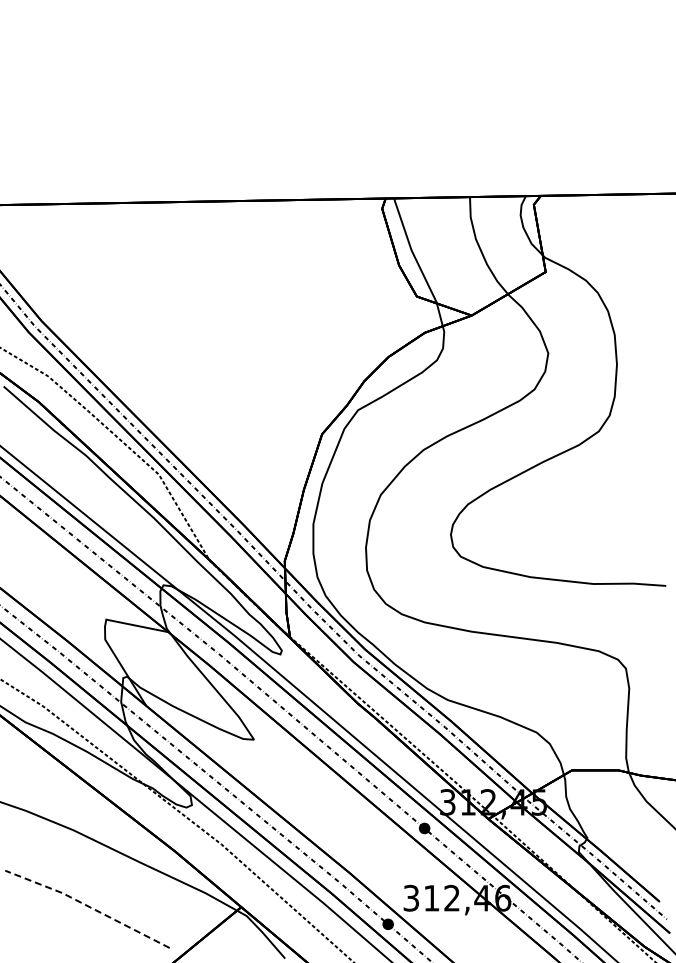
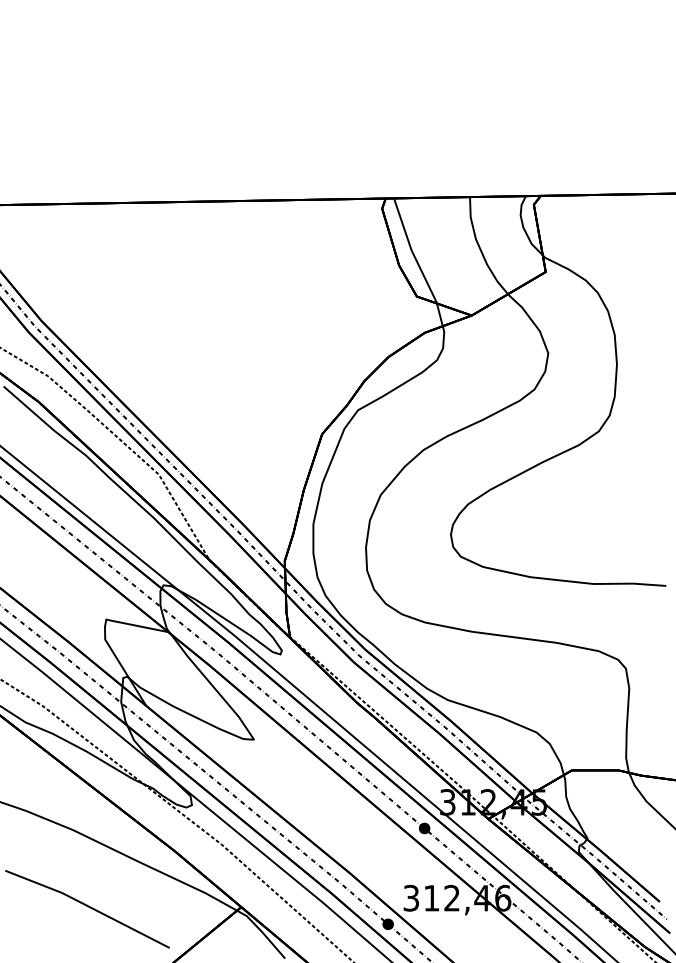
line: dashed -> solid (88, 906)
